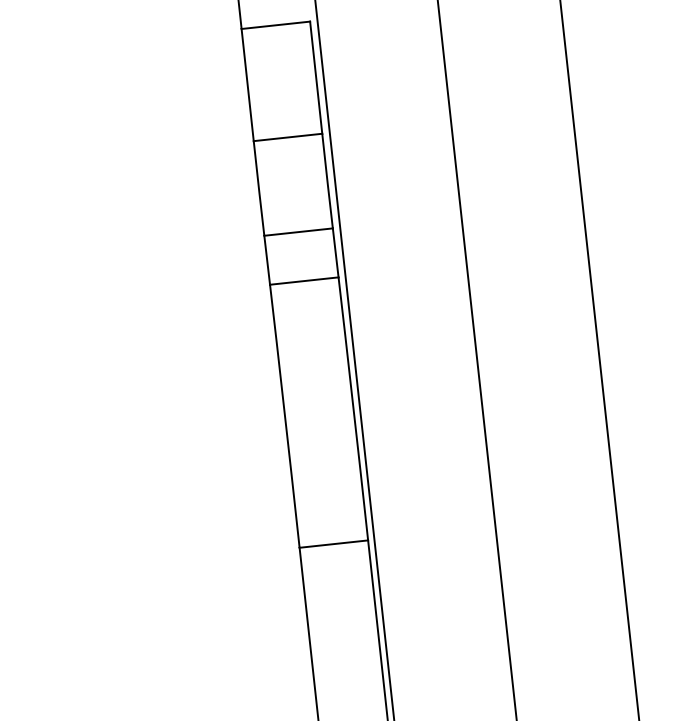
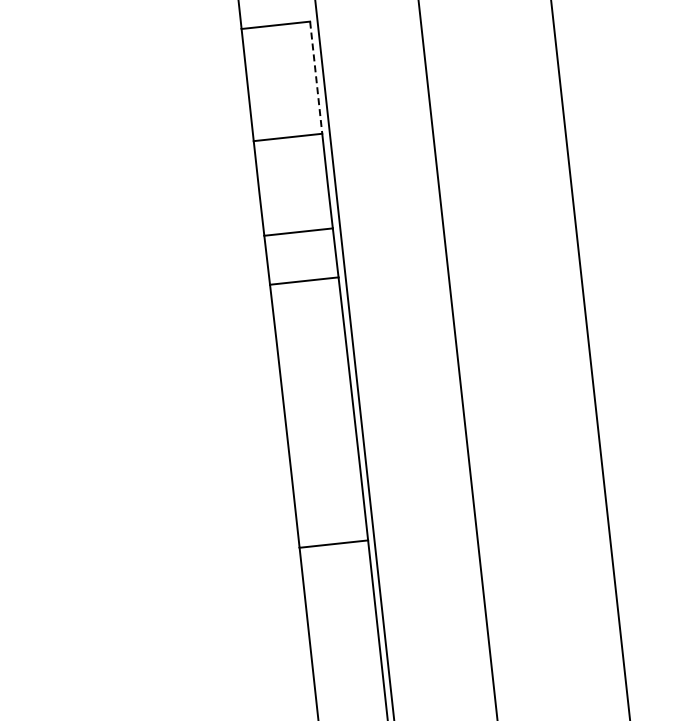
line: solid -> dashed (316, 78)
line position: (476, 359) -> (457, 359) (457, 359)
line position: (599, 359) -> (590, 359) (590, 359)
